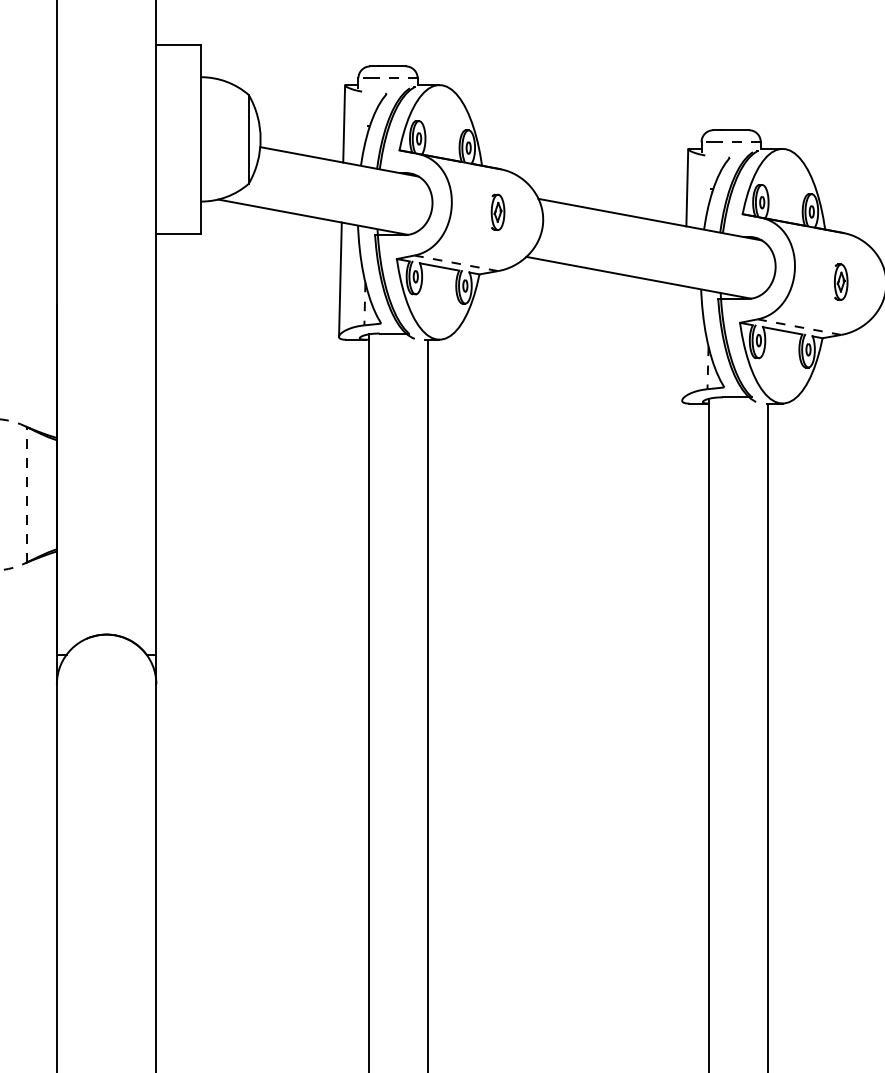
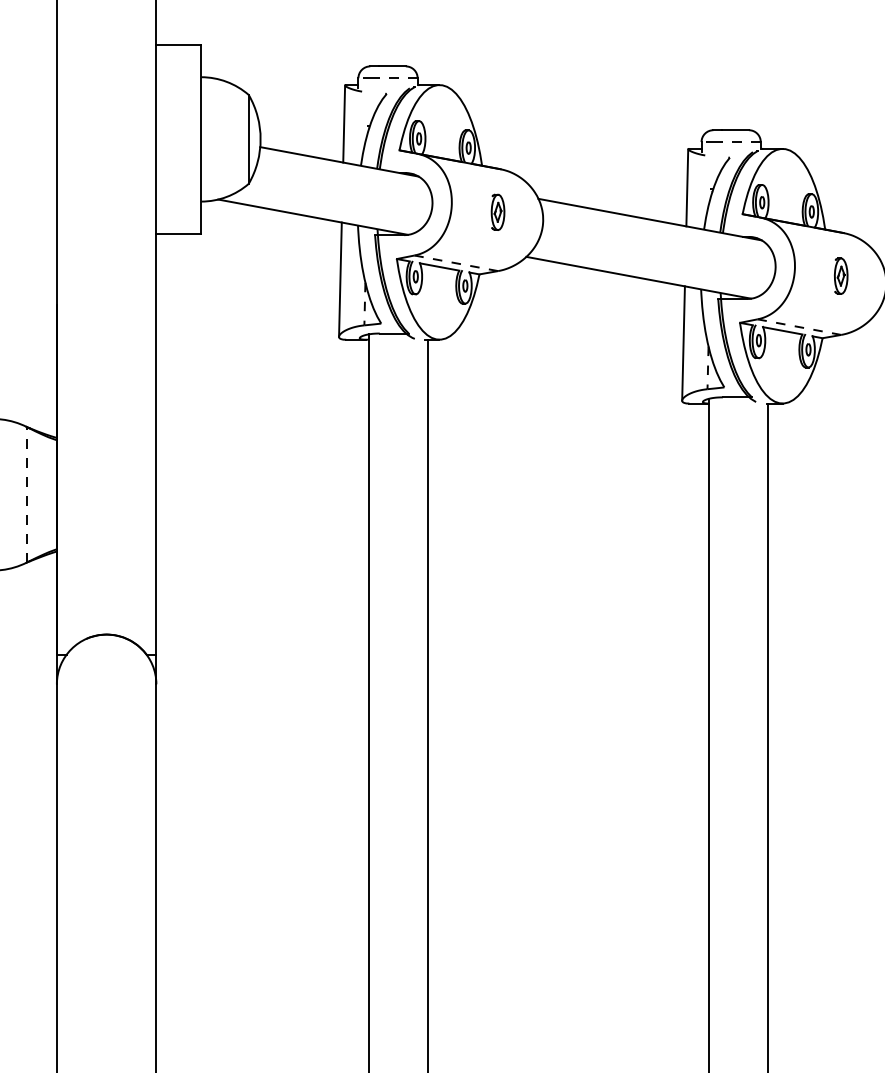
part position: (841, 281) -> (841, 275) (841, 275)
line: none -> present (683, 343)
arc: dashed -> solid (0, 570)
